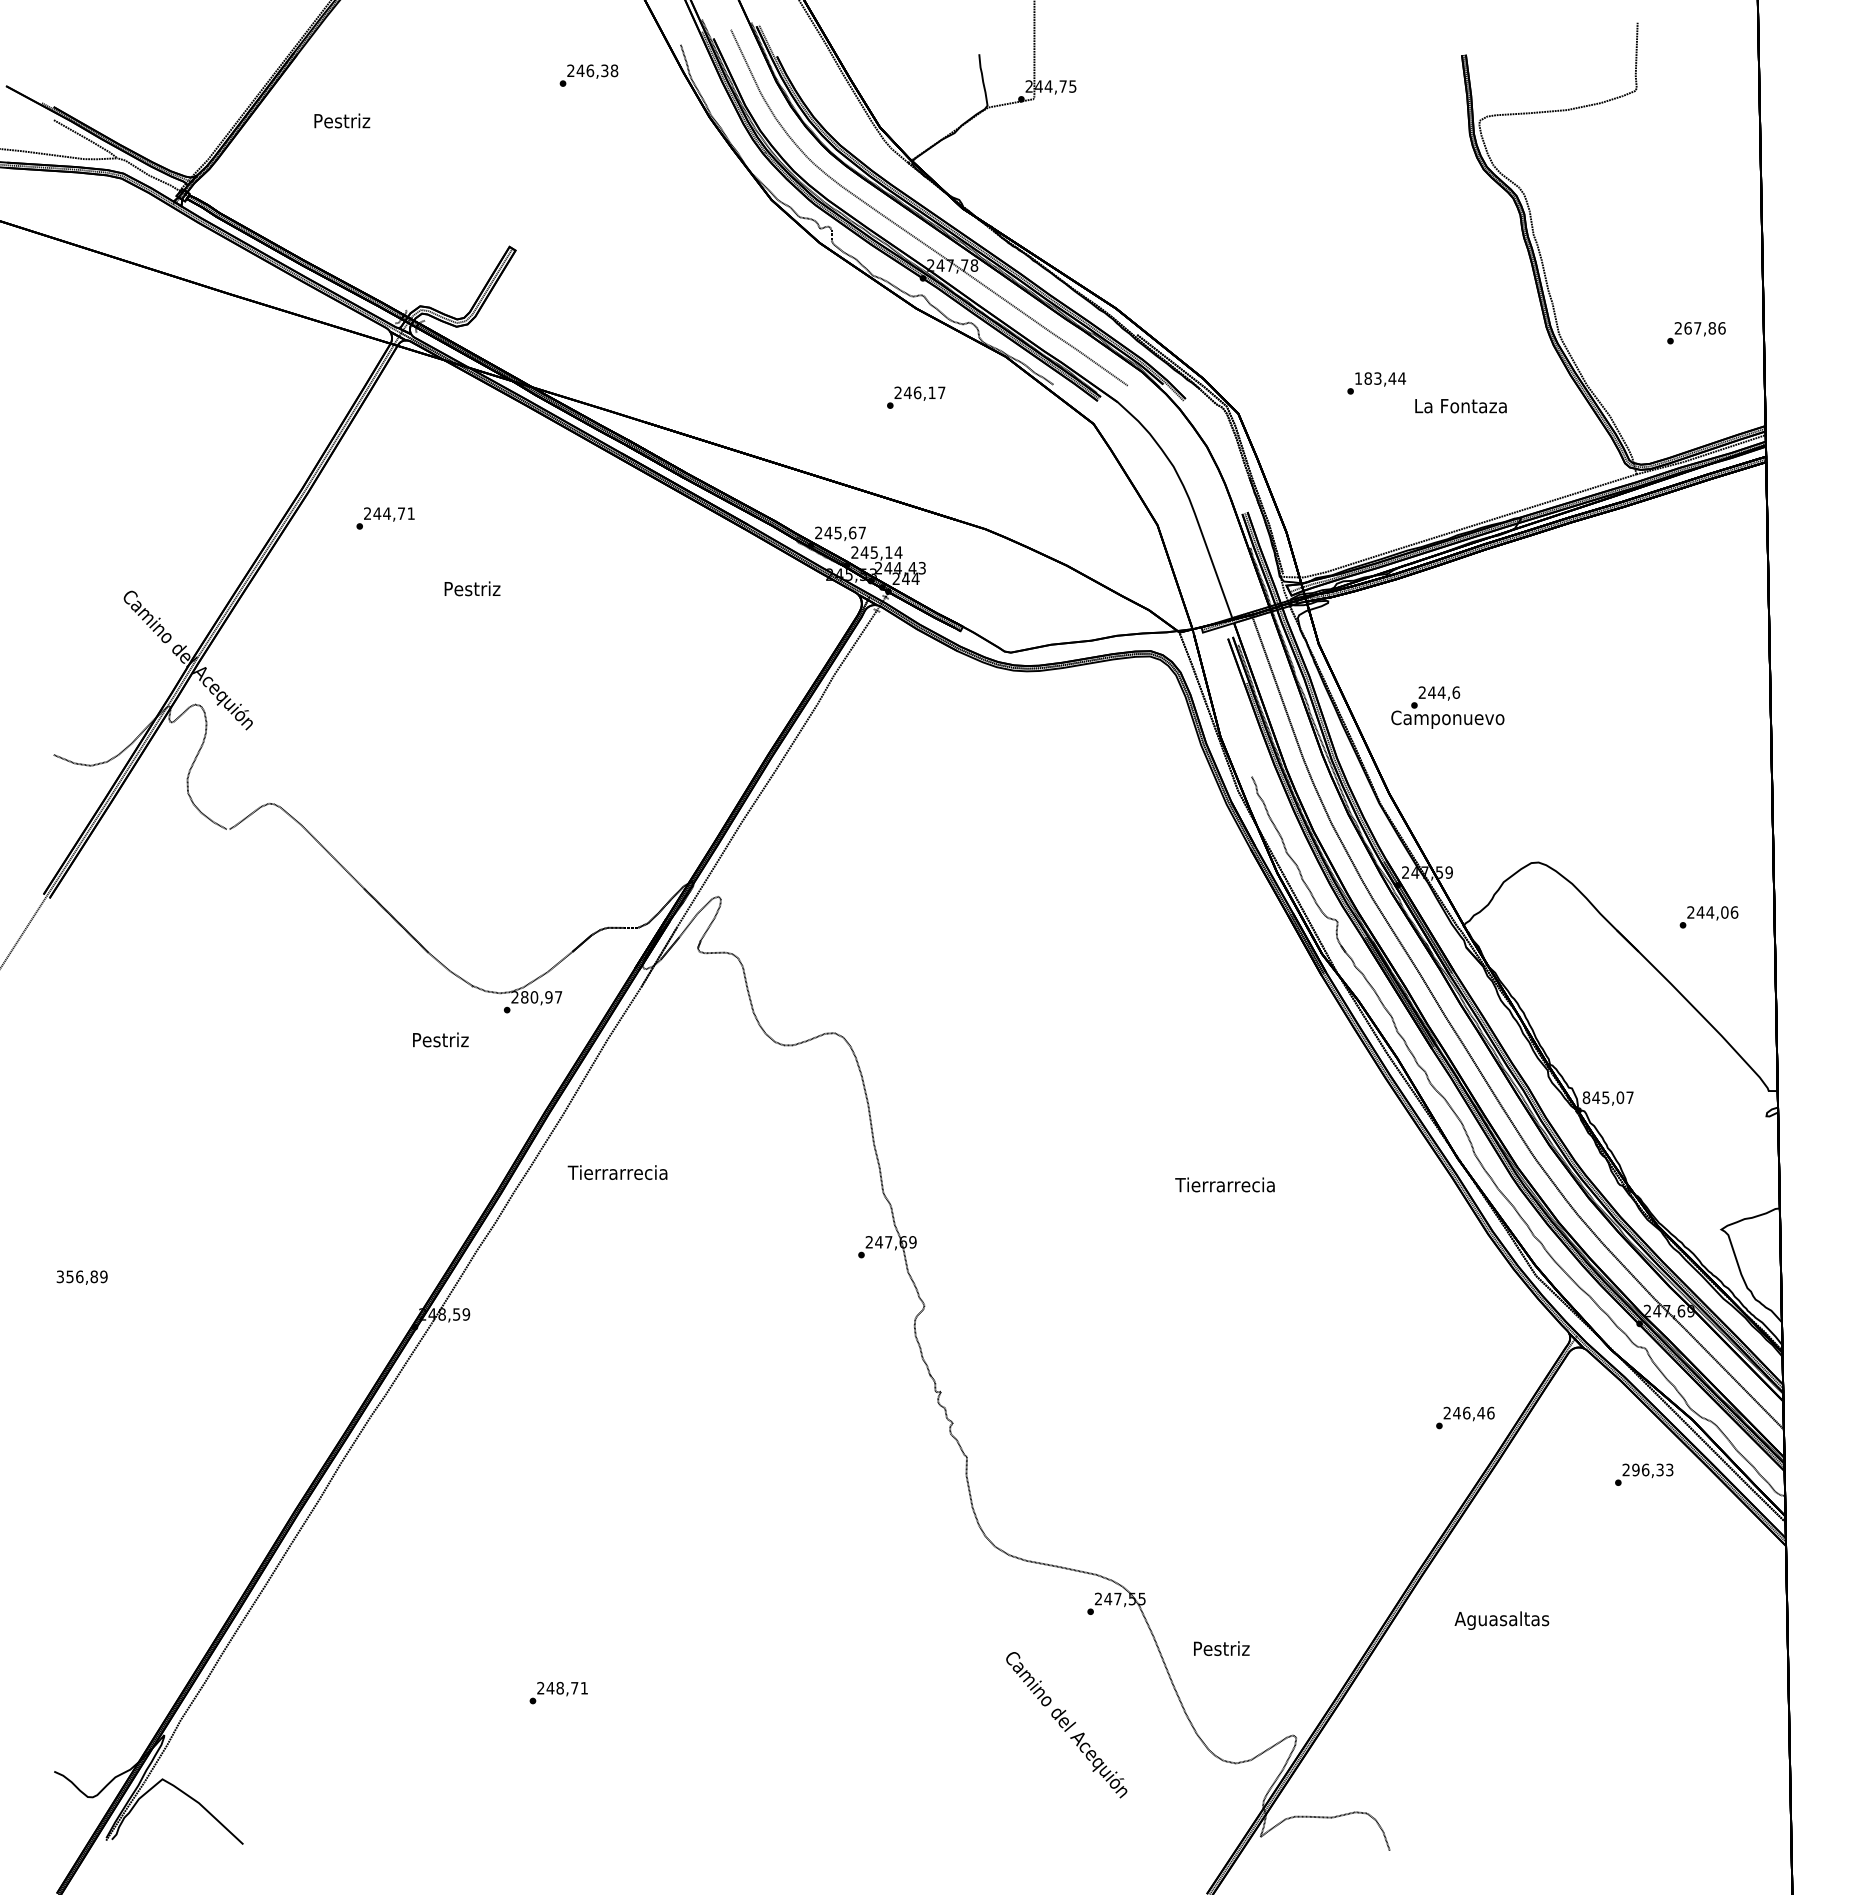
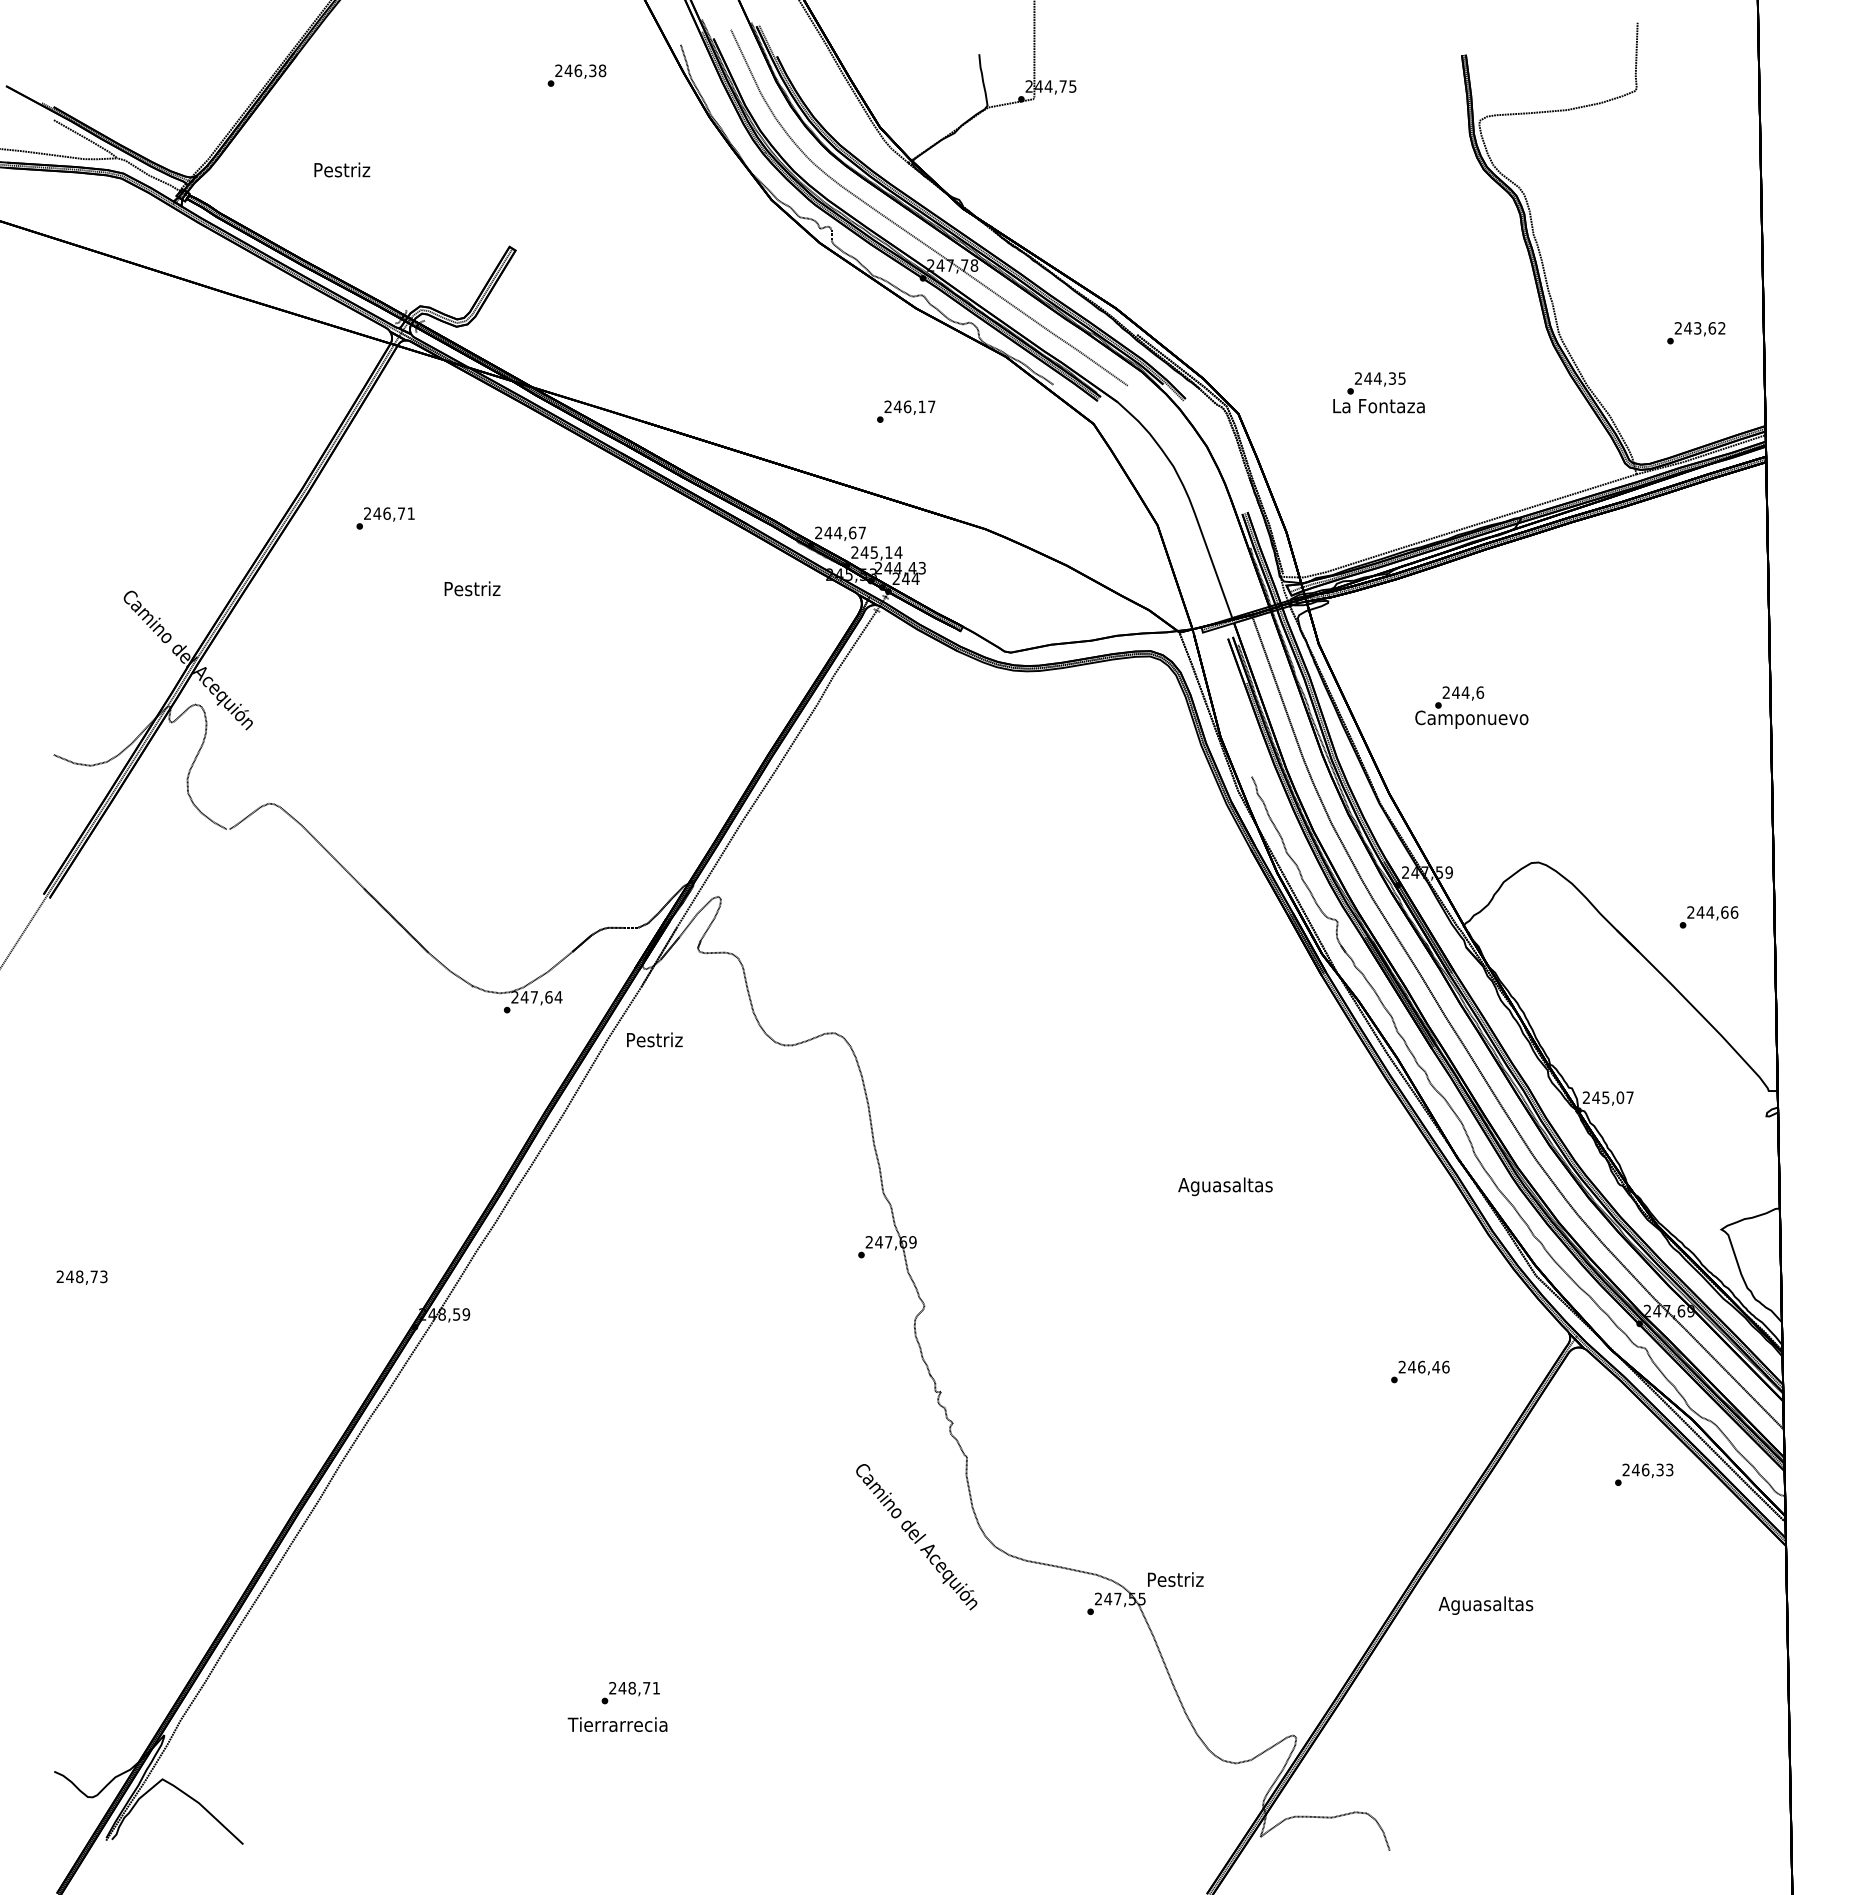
text position: (588, 75) -> (576, 75) (576, 75)
text position: (342, 120) -> (342, 169) (342, 169)
text: 267,86 -> 243,62 (1704, 328)
text: 183,44 -> 244,35 (1380, 378)
text position: (916, 397) -> (906, 411) (906, 411)
text position: (1460, 406) -> (1378, 406) (1378, 406)
text: 244,71 -> 246,71 (386, 513)
text: 245,67 -> 244,67 (838, 532)
text position: (1447, 707) -> (1471, 707) (1471, 707)
text: 244,06 -> 244,66 (1724, 912)
text: 280,97 -> 247,64 (541, 997)
text position: (440, 1039) -> (654, 1039) (654, 1039)
text: 845,07 -> 245,07 (1586, 1097)
text position: (617, 1172) -> (617, 1724) (617, 1724)
text: Tierrarrecia -> Aguasaltas (1224, 1186)
text: 356,89 -> 248,73 (81, 1276)
text position: (1465, 1417) -> (1420, 1371) (1420, 1371)
text: 296,33 -> 246,33 (1635, 1469)
text position: (1501, 1620) -> (1485, 1605) (1485, 1605)
text position: (1221, 1648) -> (1175, 1579) (1175, 1579)
text position: (558, 1693) -> (630, 1693) (630, 1693)
text position: (1066, 1725) -> (916, 1537) (916, 1537)
